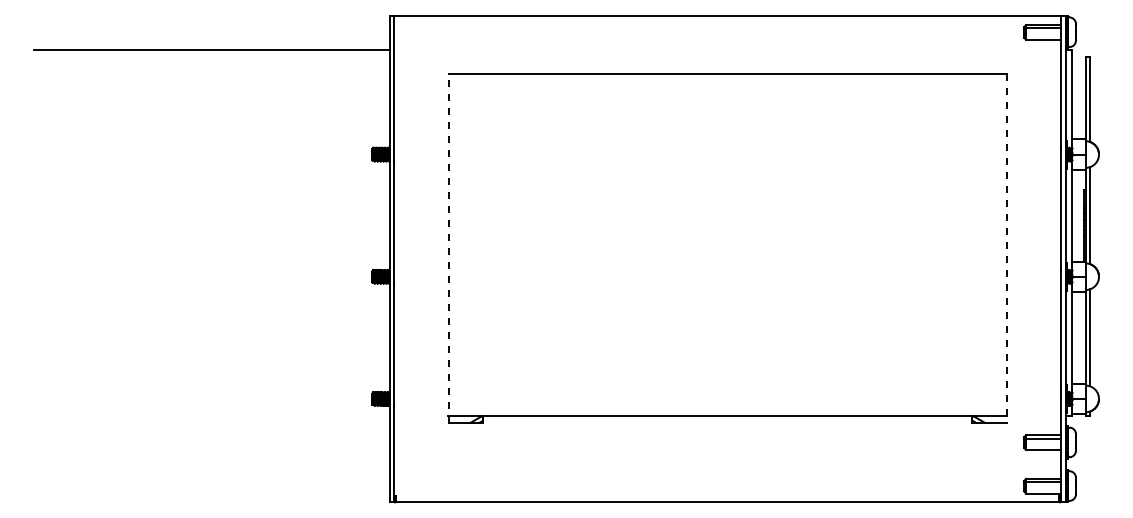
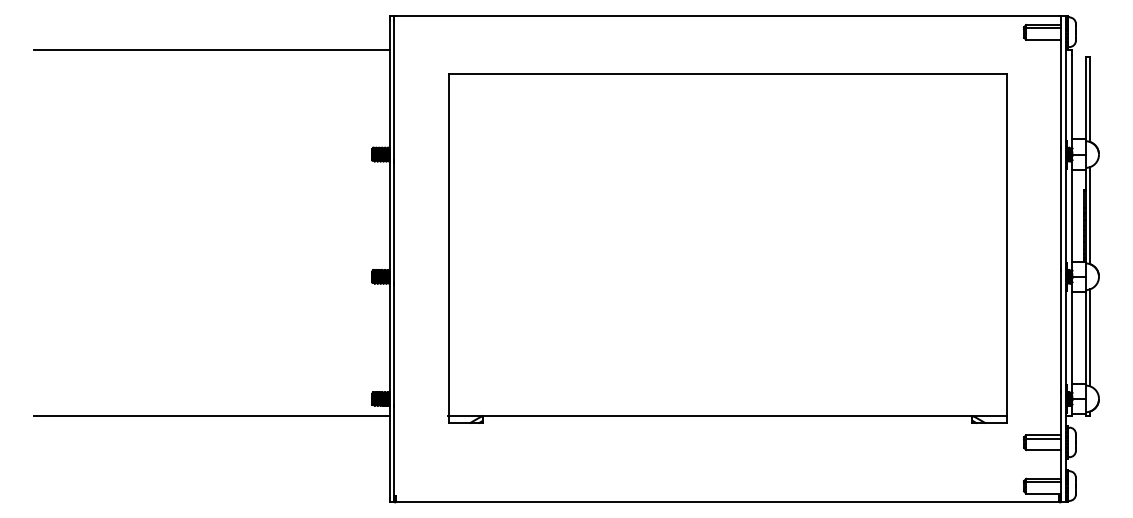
line: dashed -> solid (448, 248)
line: dashed -> solid (1007, 248)
line: none -> present (211, 416)
